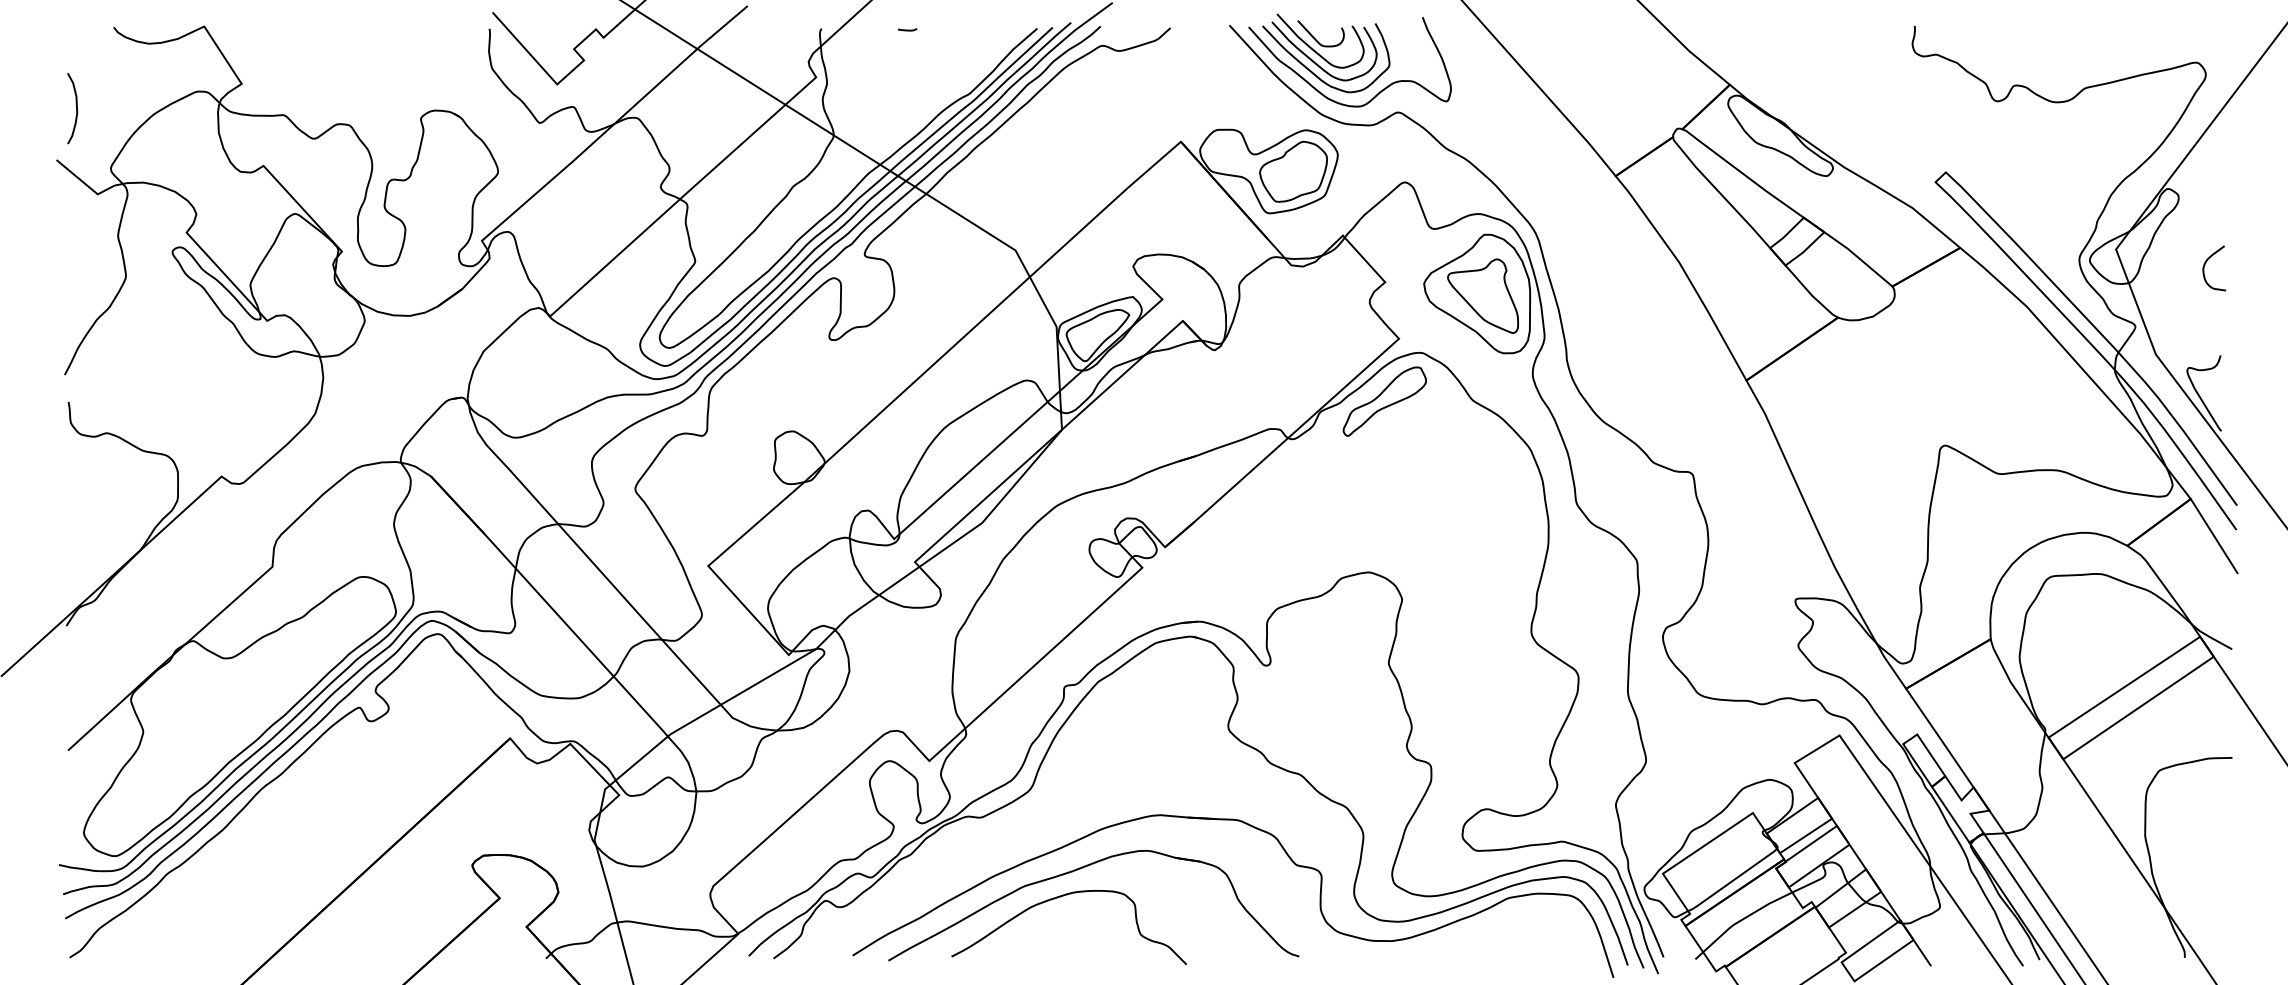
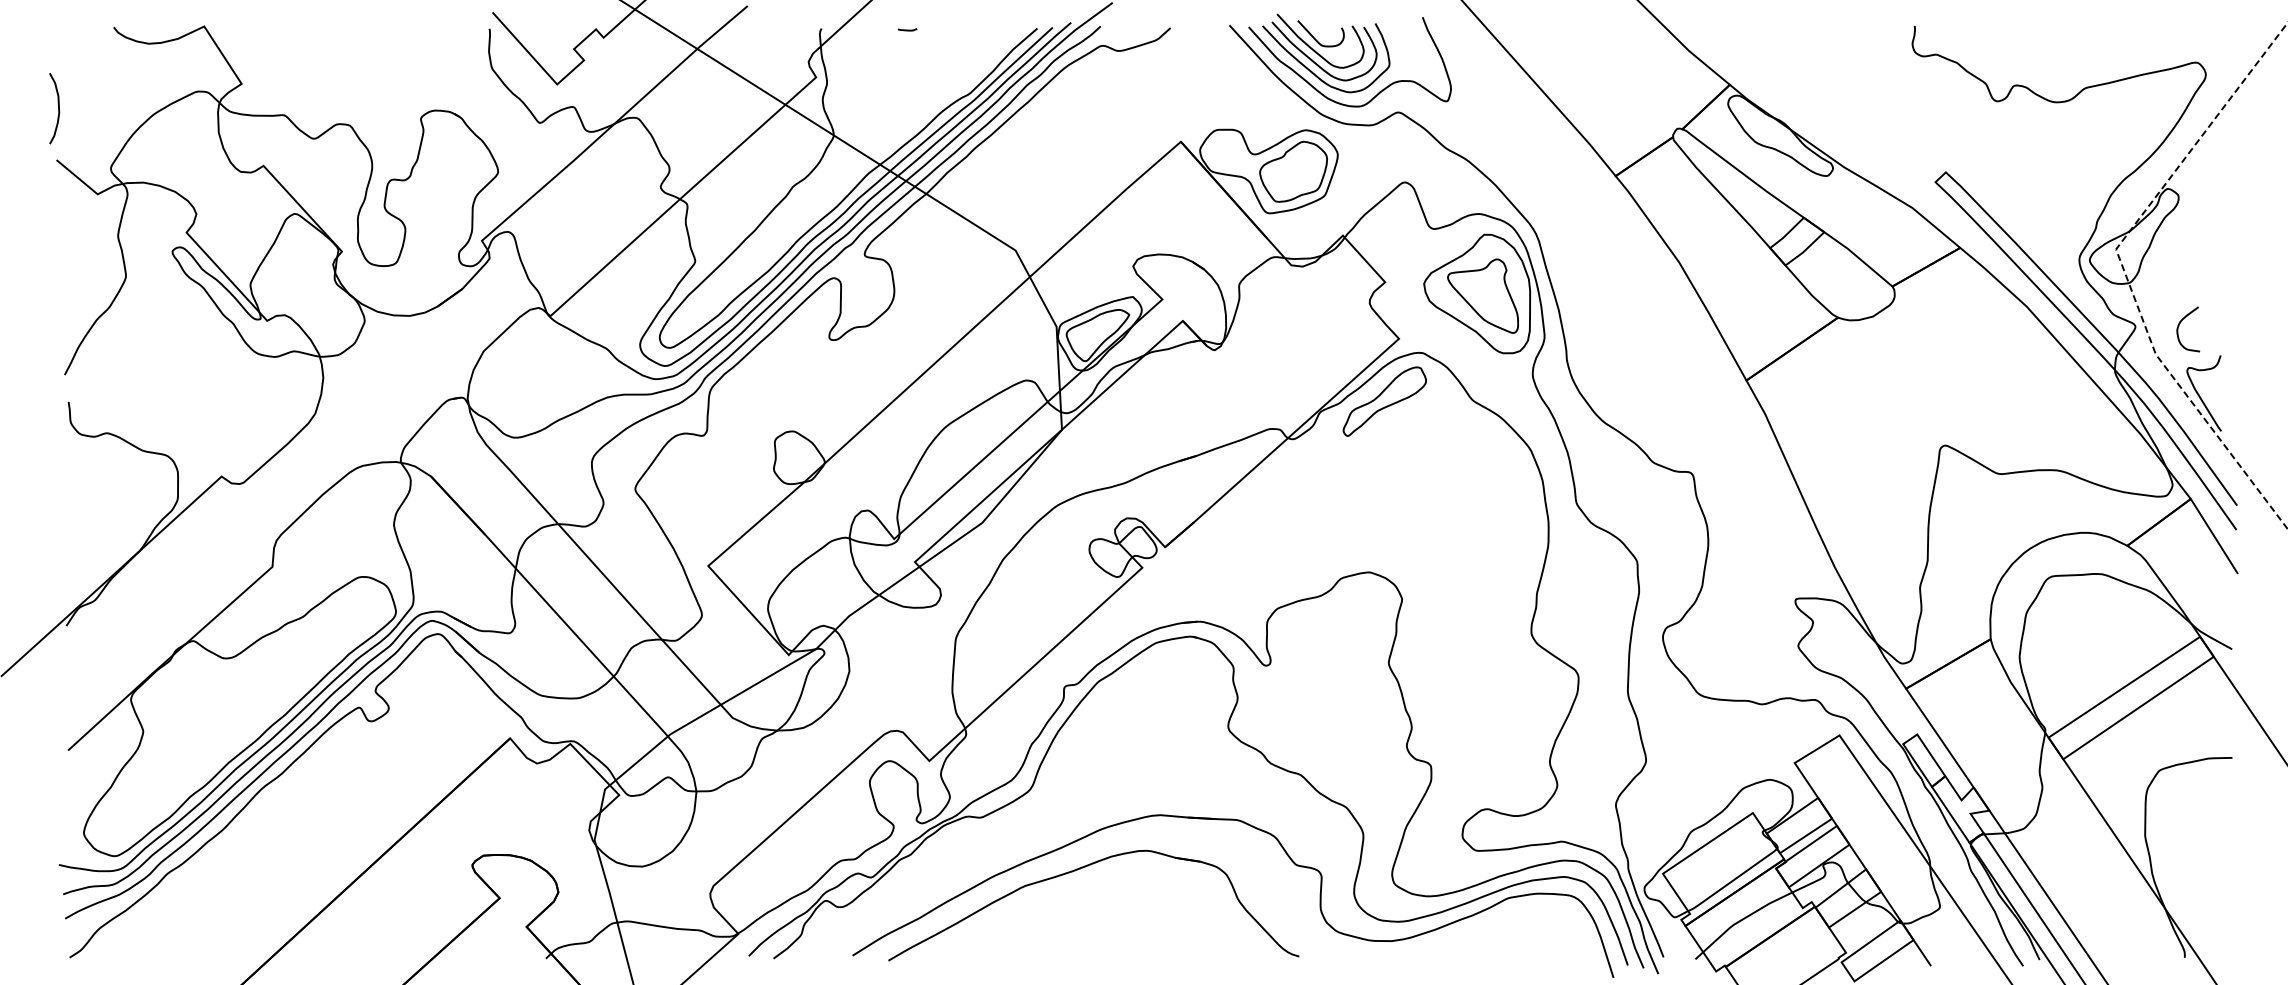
curve position: (76, 108) -> (58, 108) (58, 108)
curve position: (2205, 265) -> (2179, 326) (2179, 326)
line: solid -> dashed (2124, 270)
curve: present -> none (1057, 898)
